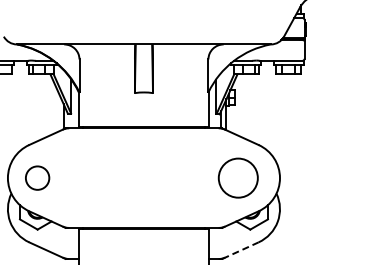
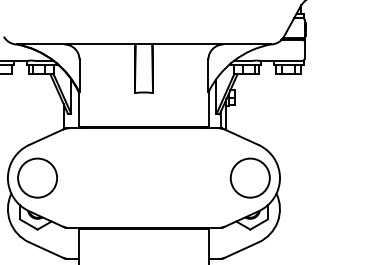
circle diameter: 23 px -> 39 px (37, 177)
circle position: (237, 177) -> (249, 177) (249, 177)
line: dashed -> solid (240, 250)
